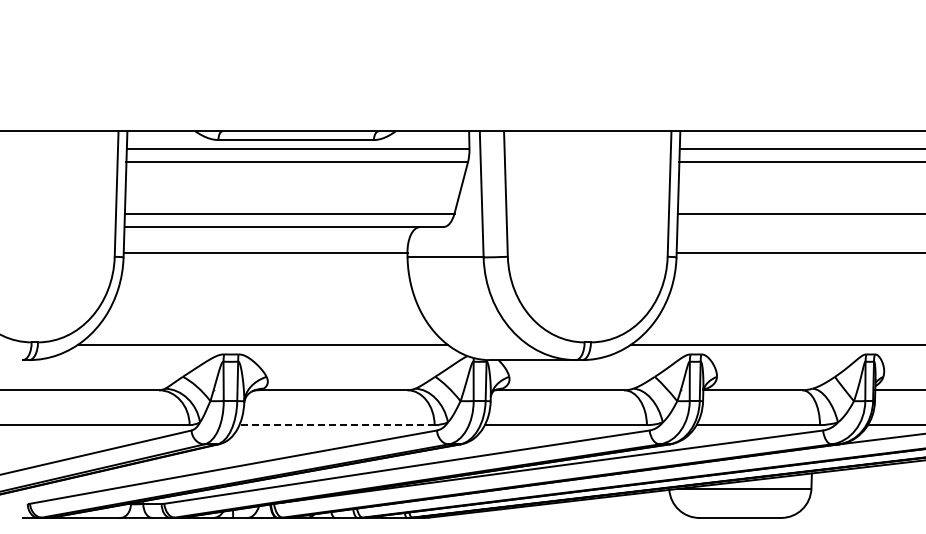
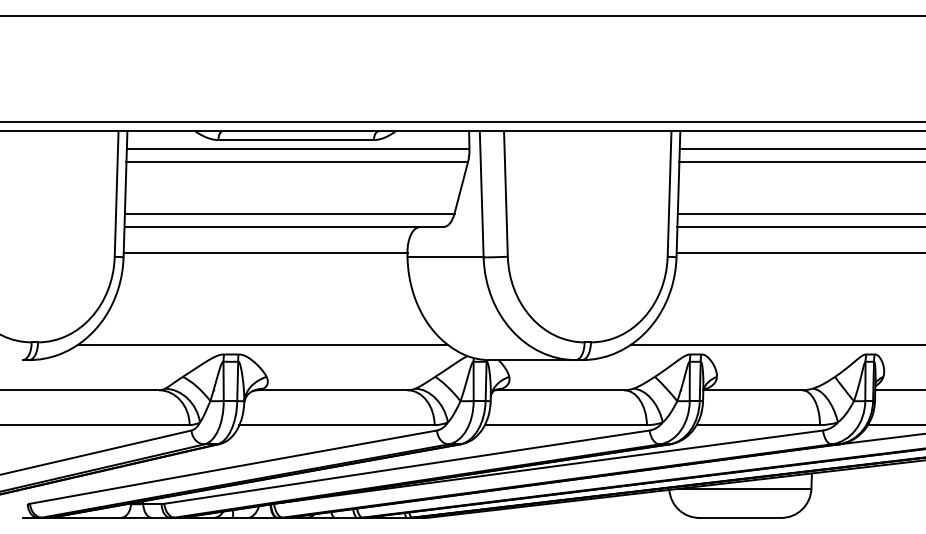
line: none -> present (462, 16)
line: none -> present (462, 122)
line: none -> present (799, 227)
line: dashed -> solid (337, 425)
